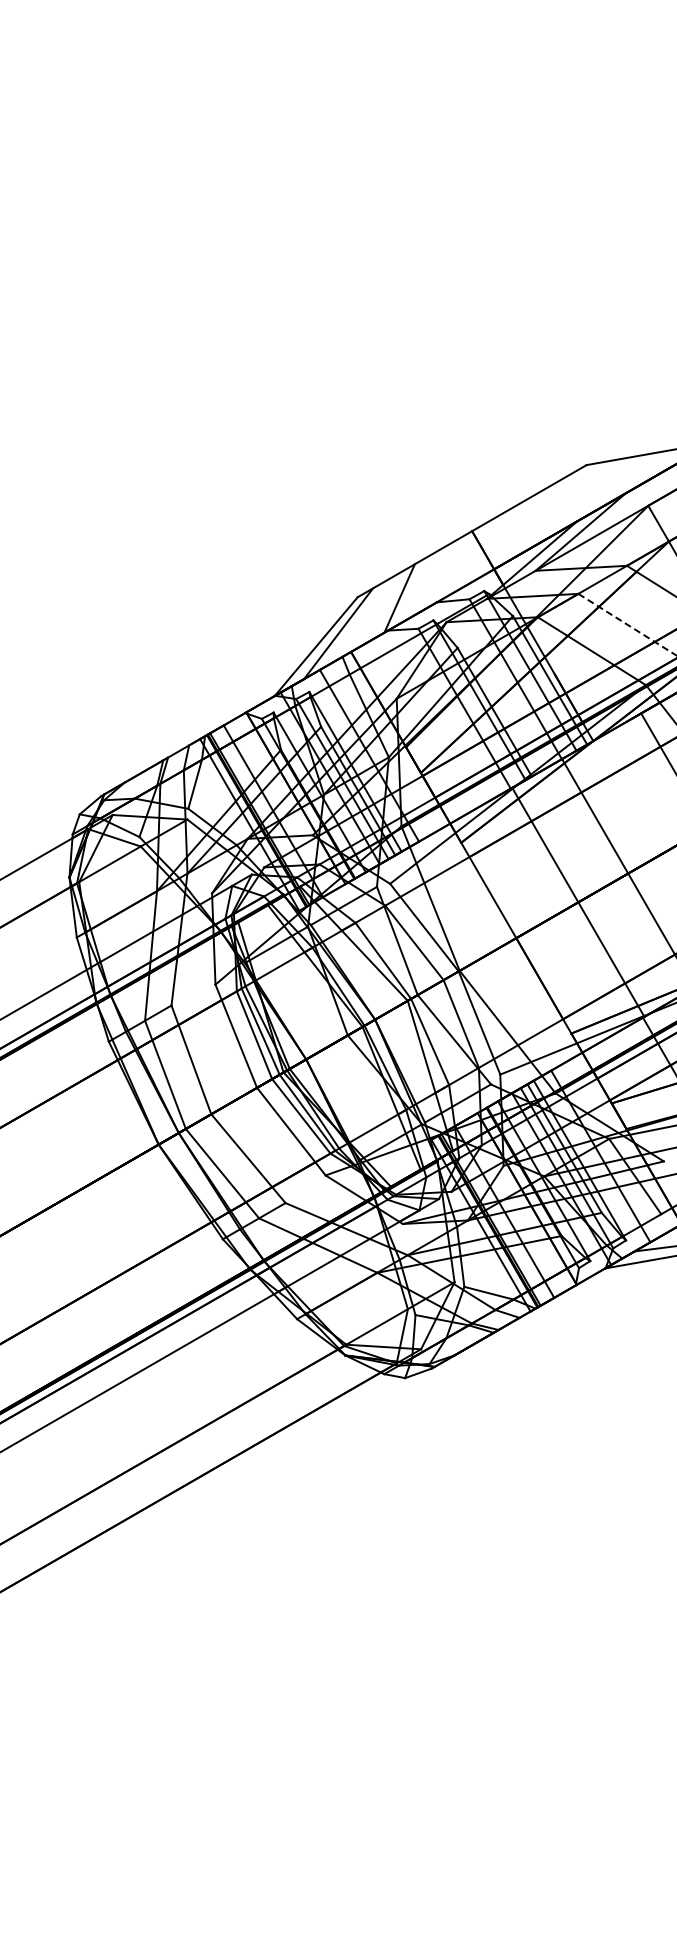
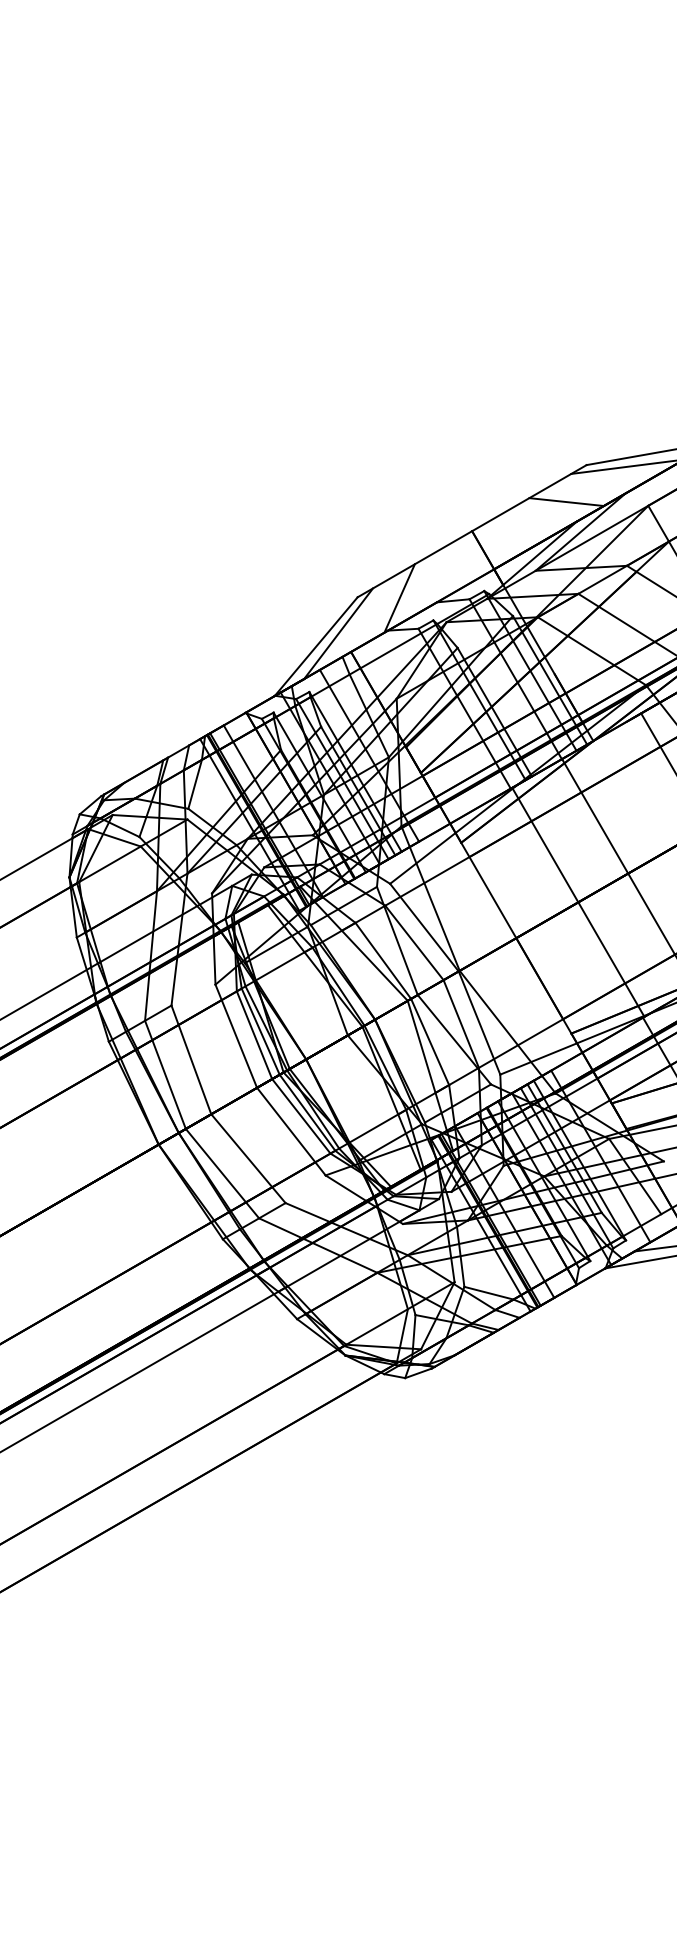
line: none -> present (622, 467)
line: none -> present (566, 502)
line: dashed -> solid (627, 624)
